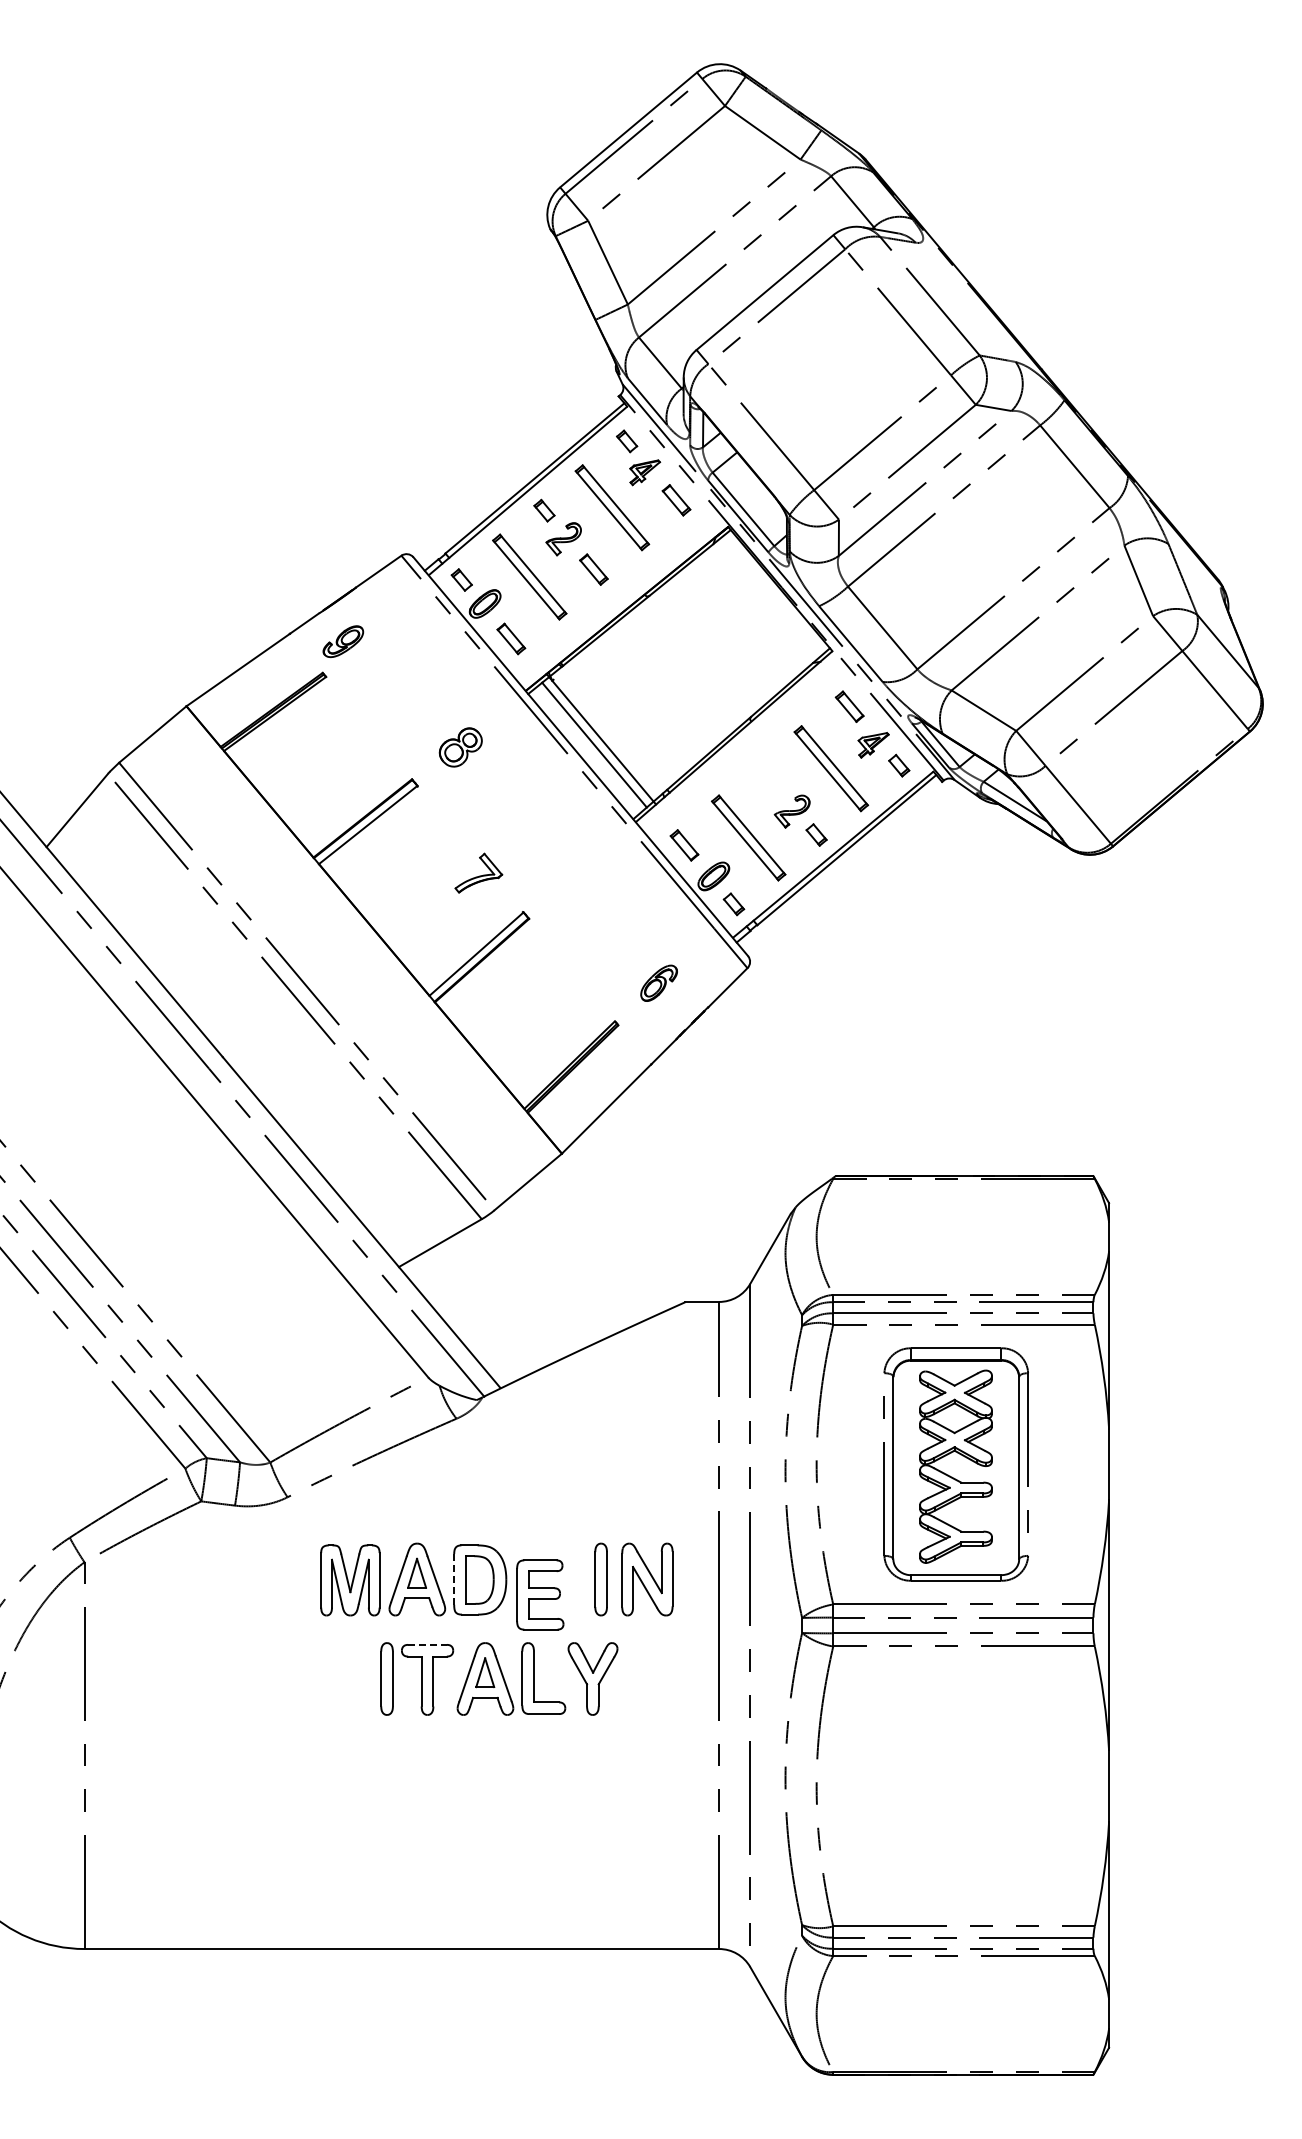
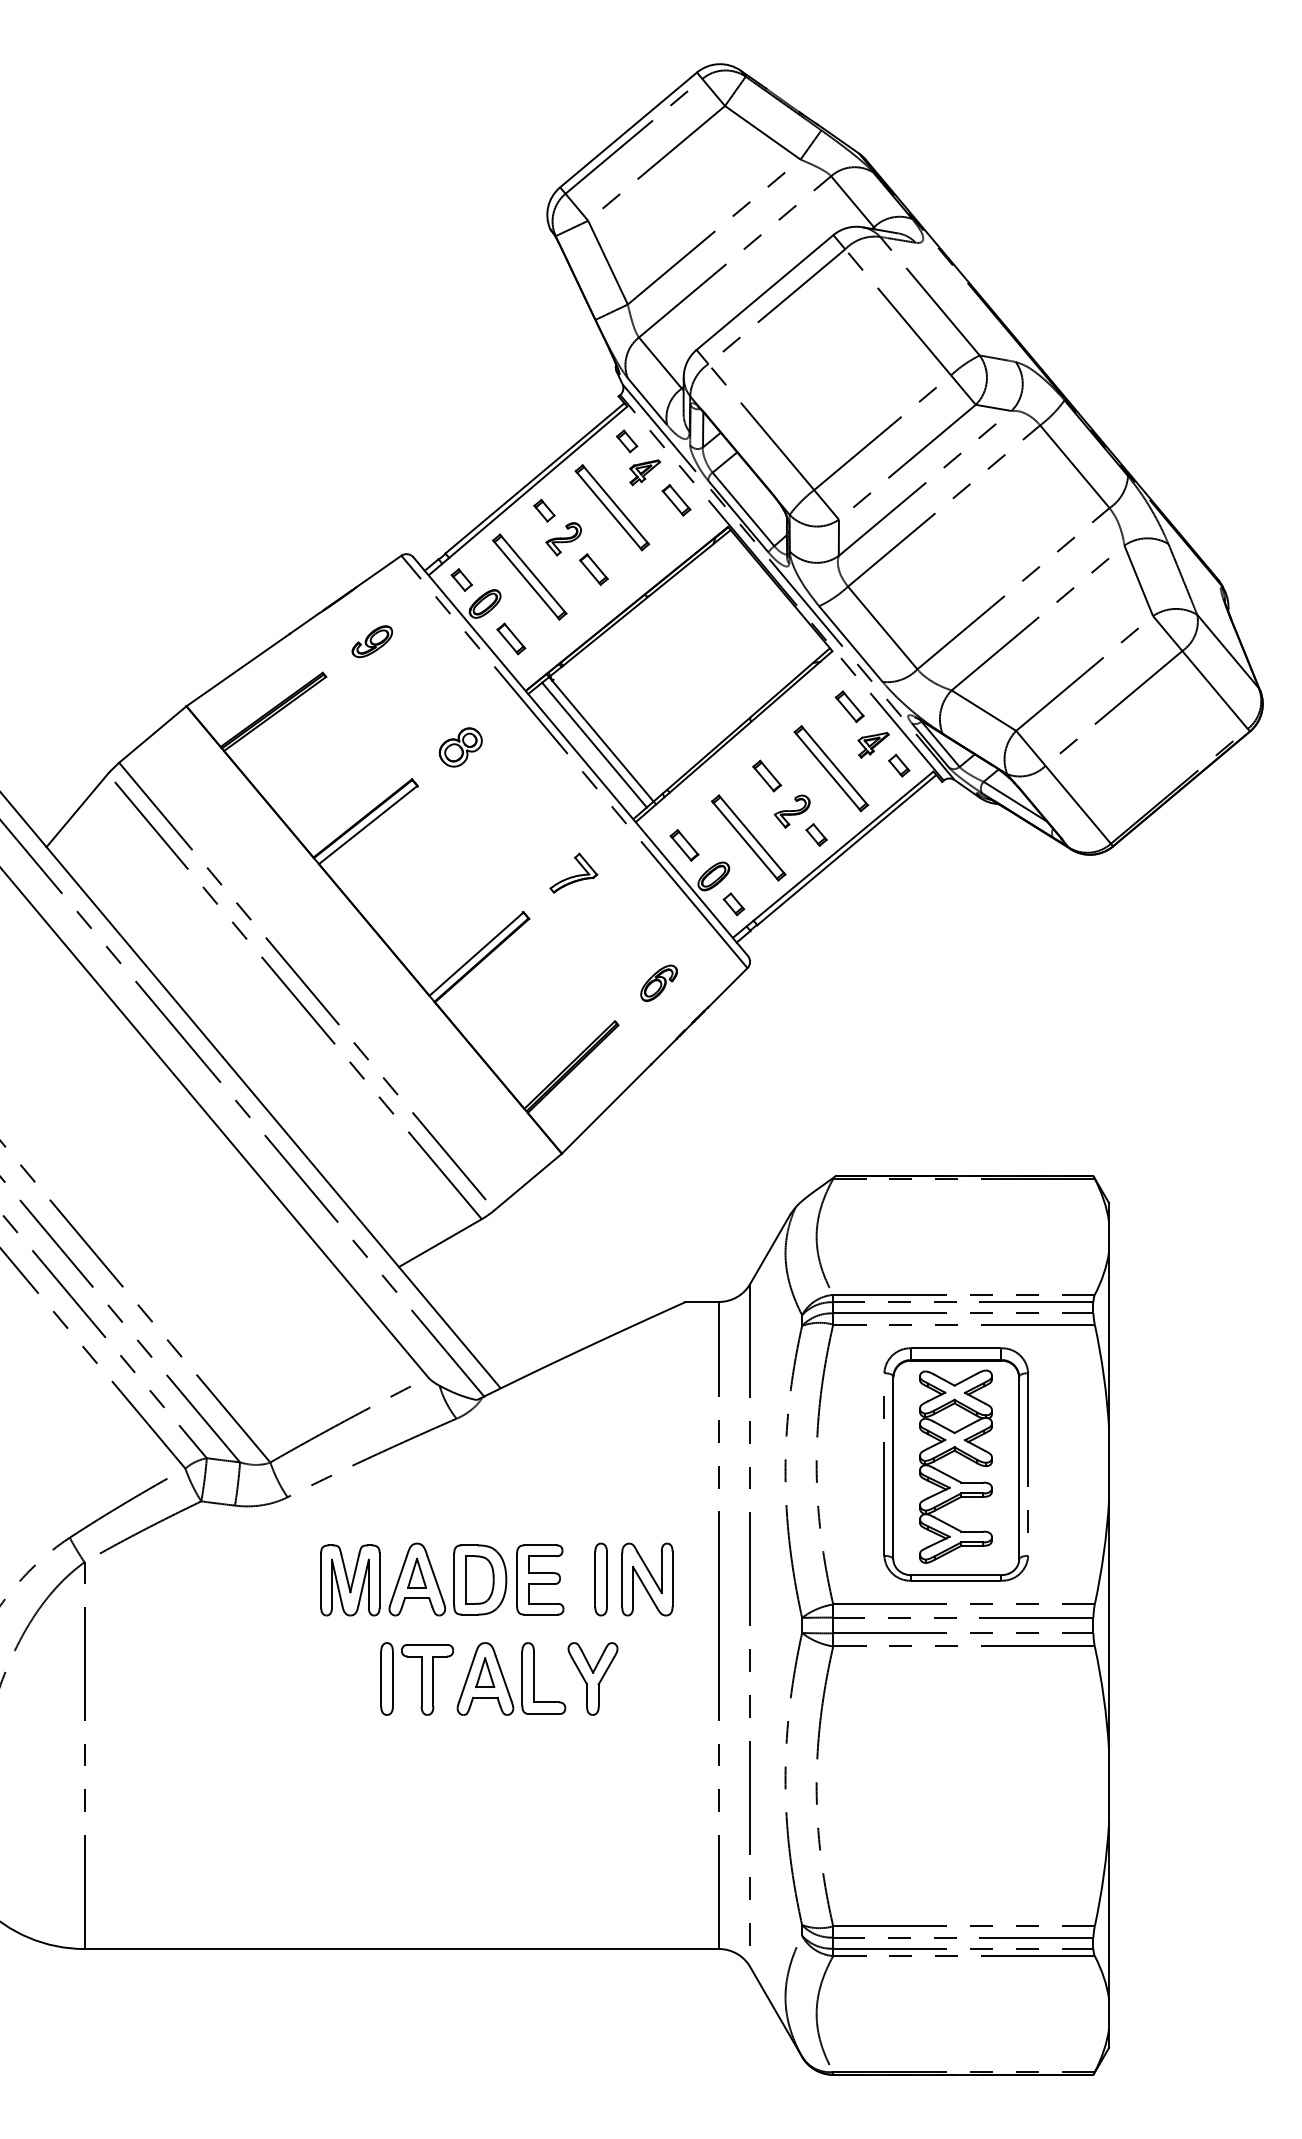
part position: (343, 641) -> (372, 641) (372, 641)
part: none -> present (766, 775)
part position: (478, 872) -> (573, 872) (573, 872)
line: dashed -> solid (454, 1578)
part position: (540, 1594) -> (540, 1579) (540, 1579)
line: dashed -> solid (428, 1644)
